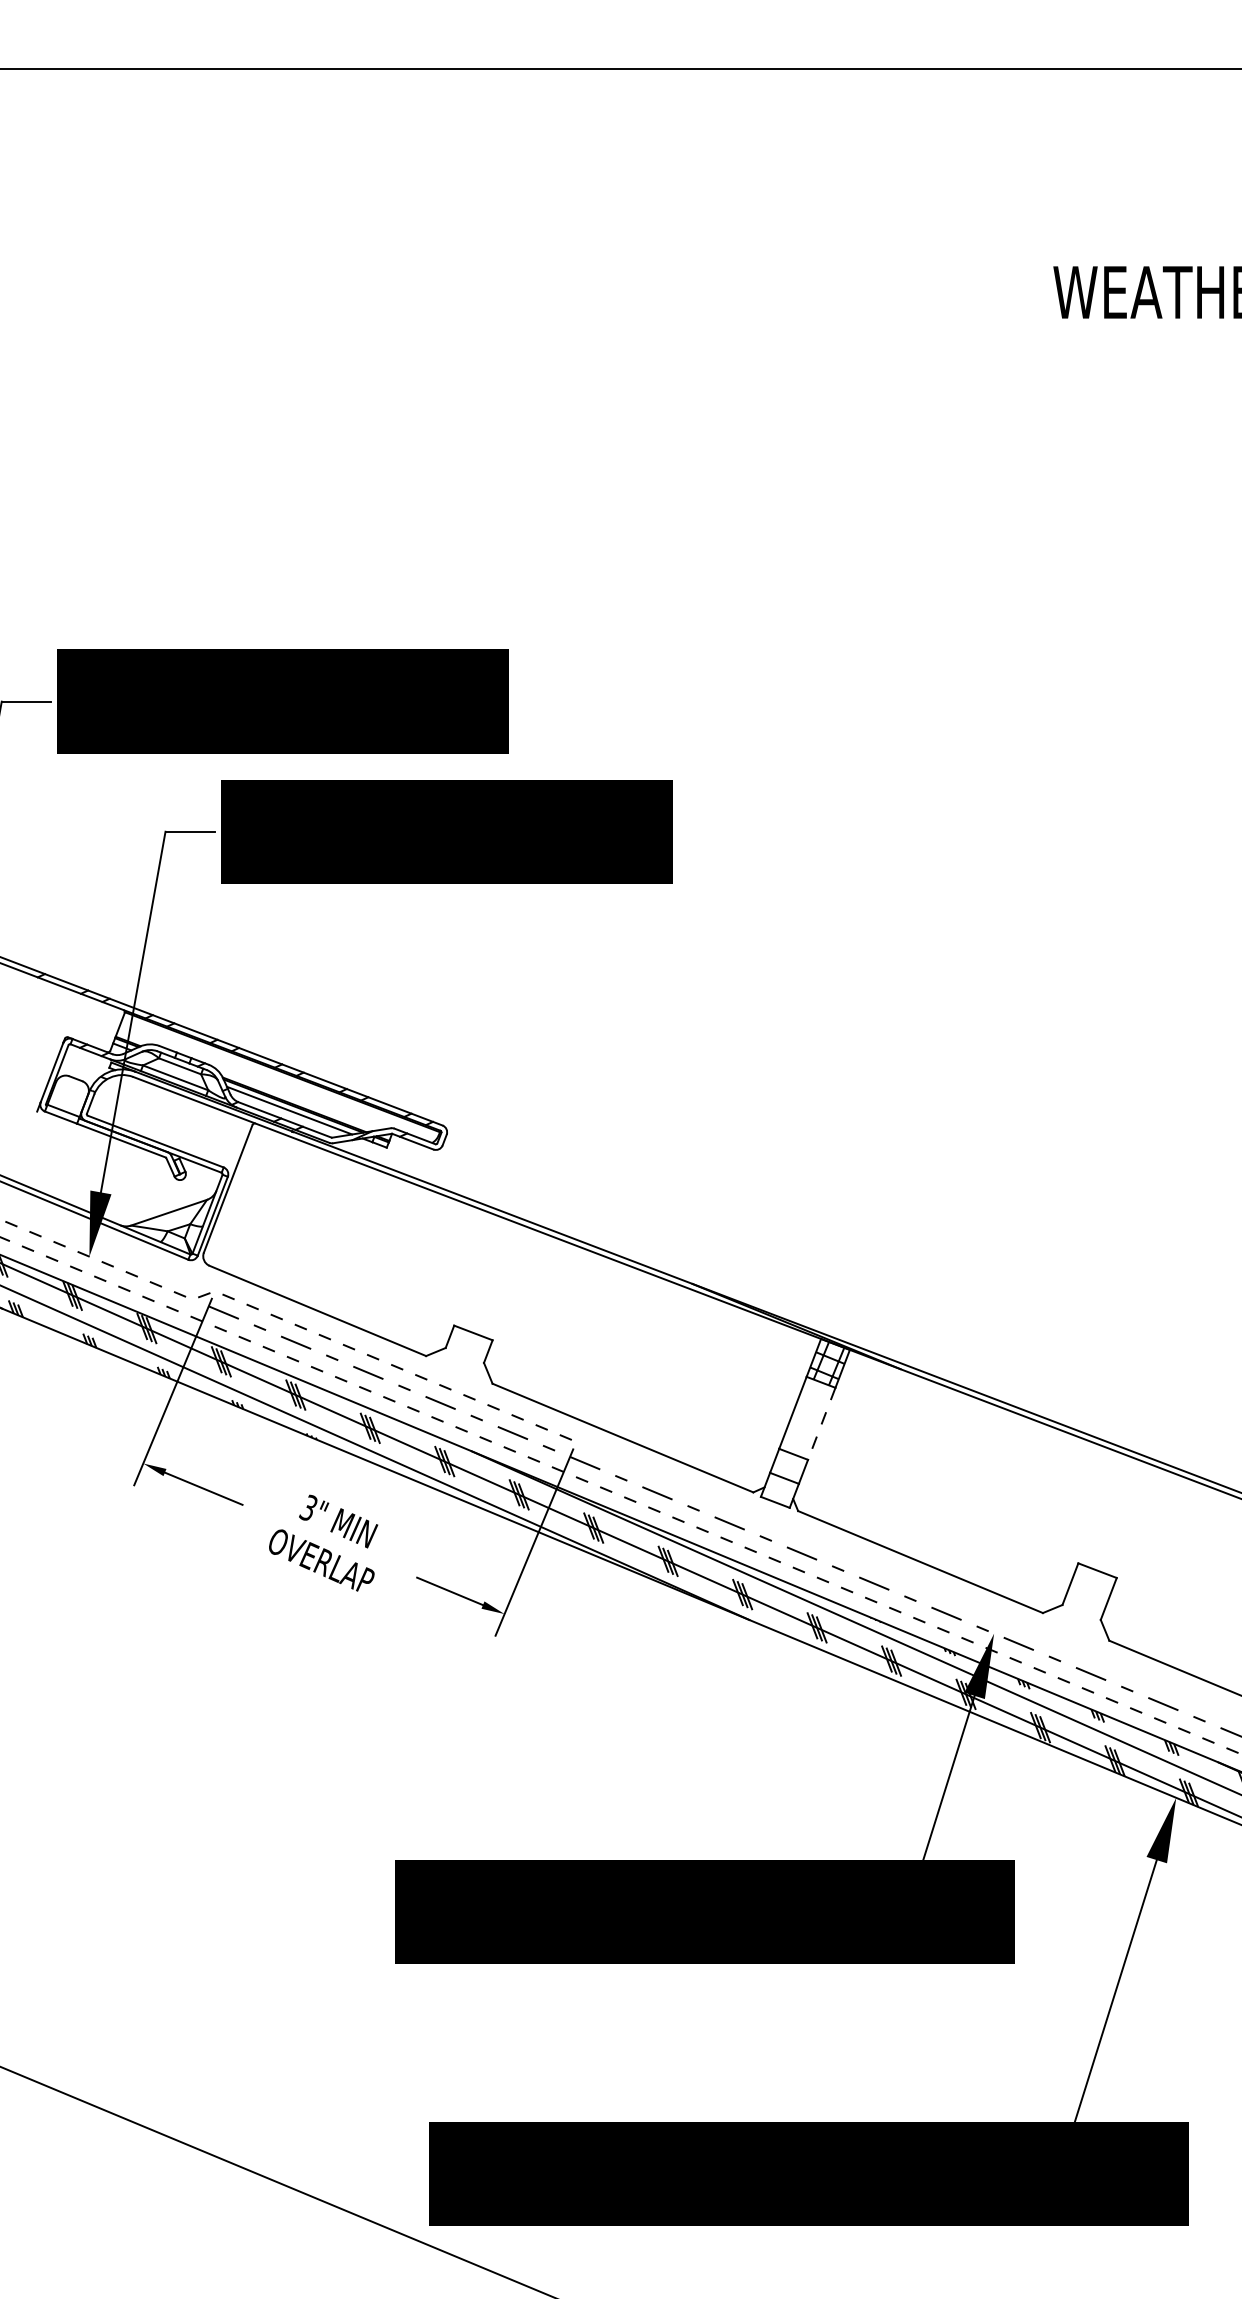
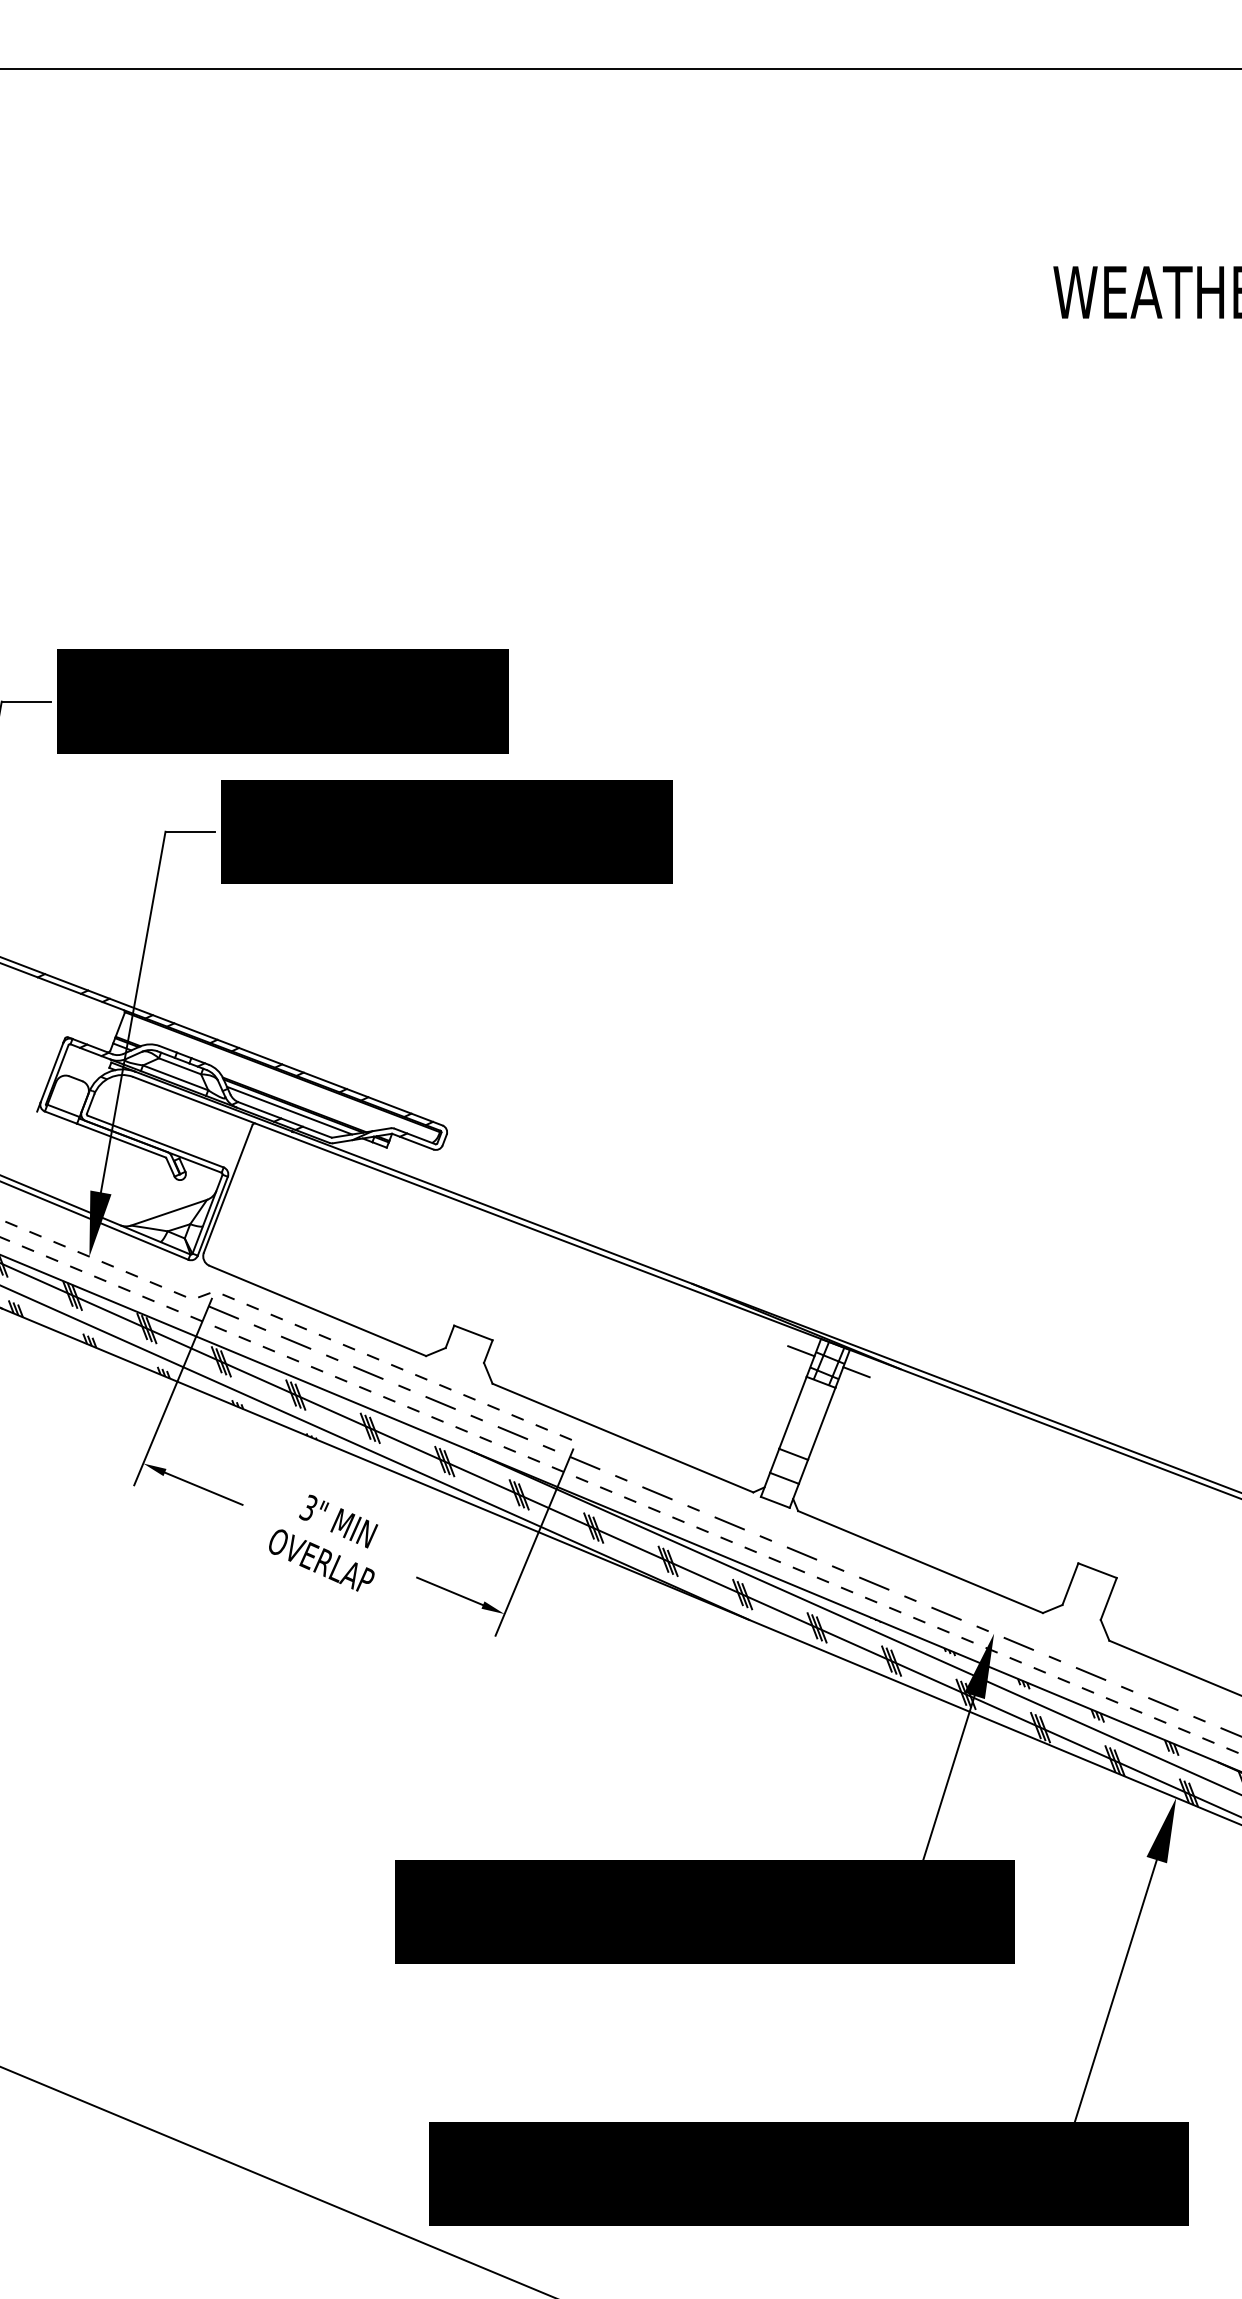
line: none -> present (801, 1351)
line: none -> present (856, 1372)
line: dashed -> solid (821, 1423)
